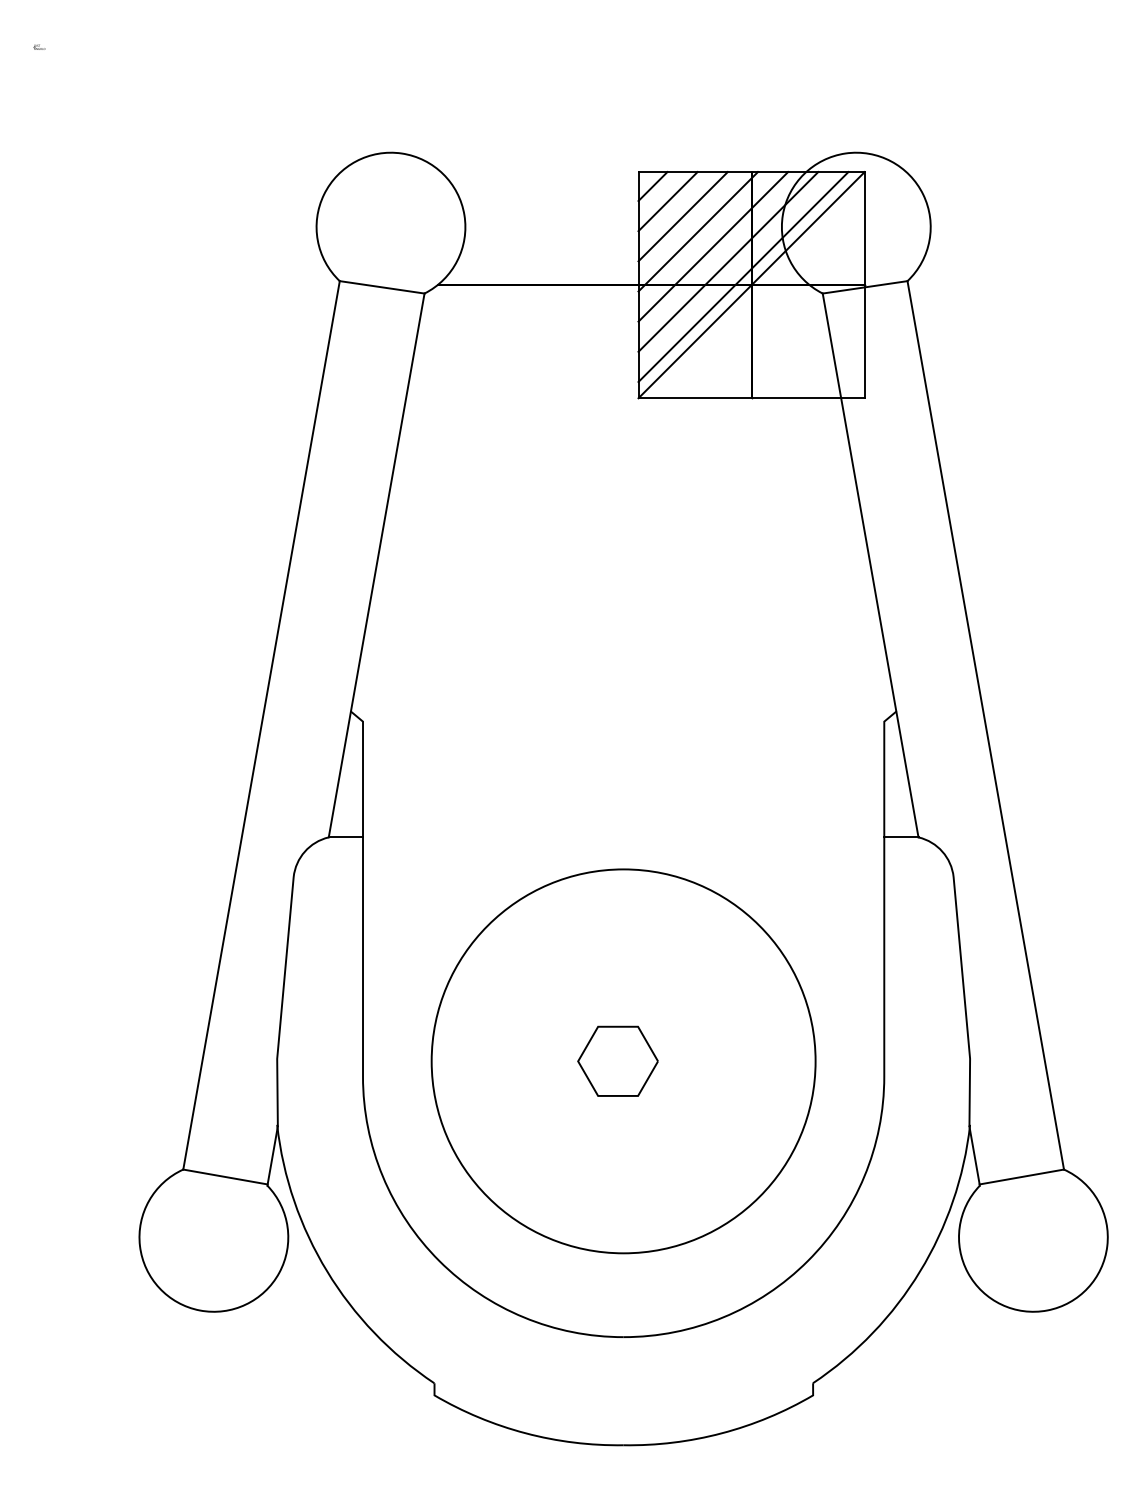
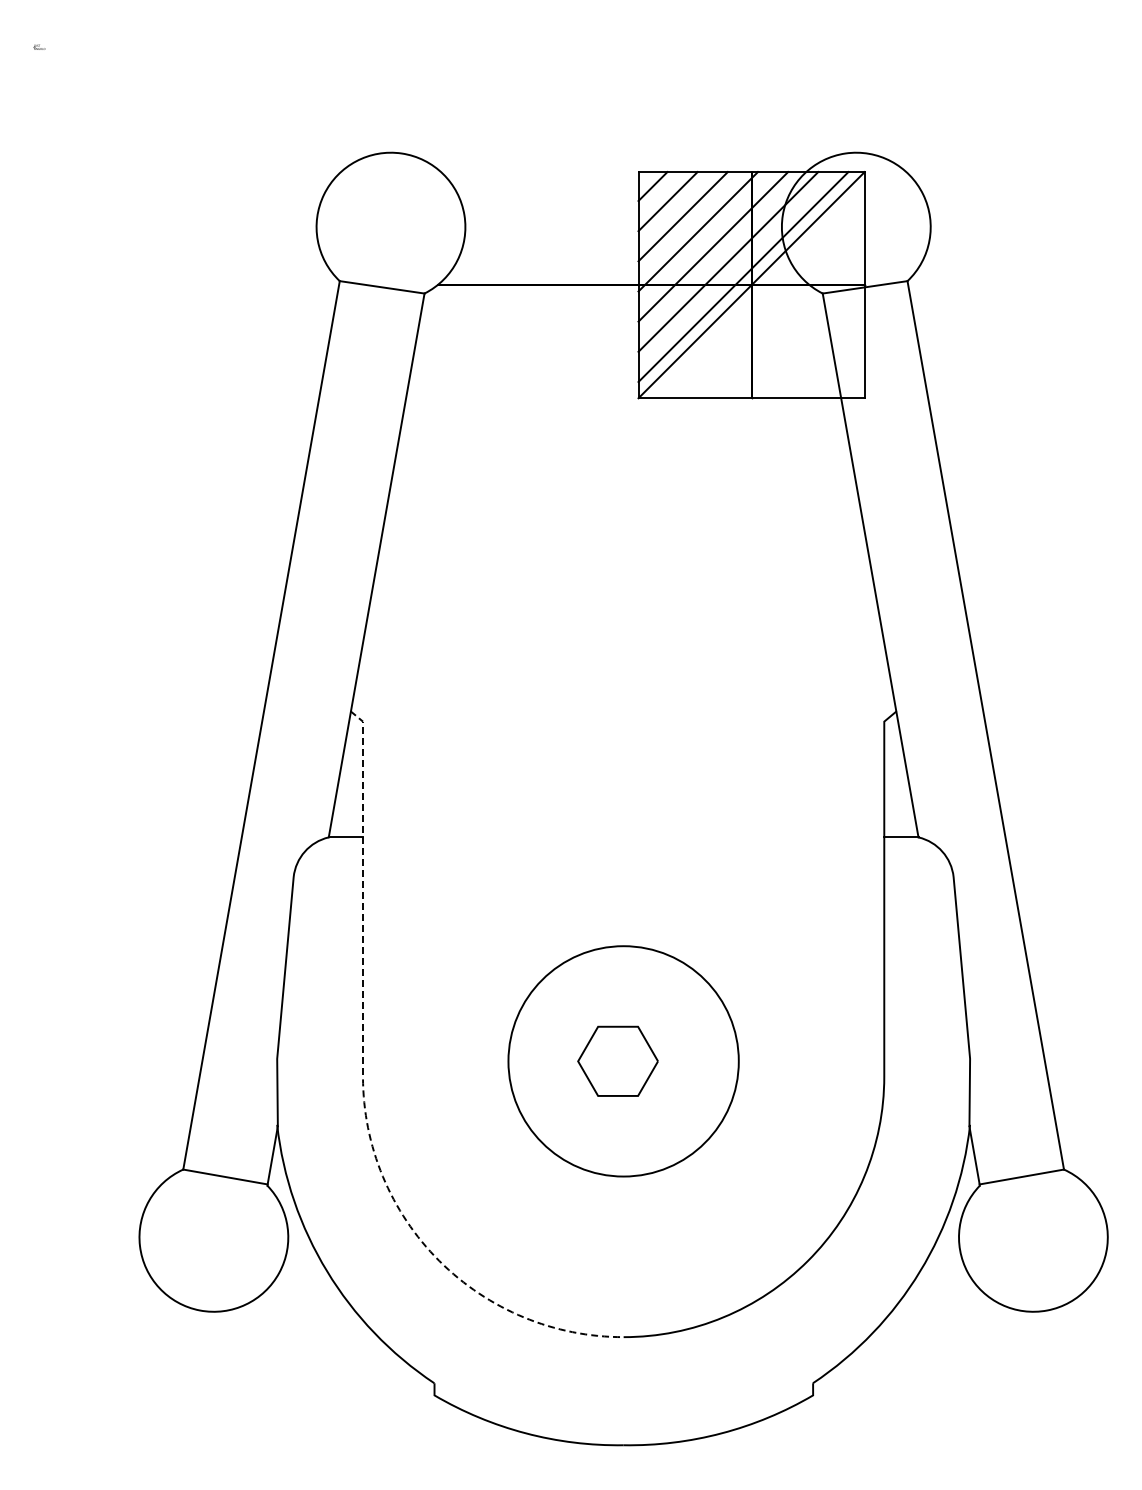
circle diameter: 384 px -> 230 px (623, 1061)
line: solid -> dashed (365, 1110)
